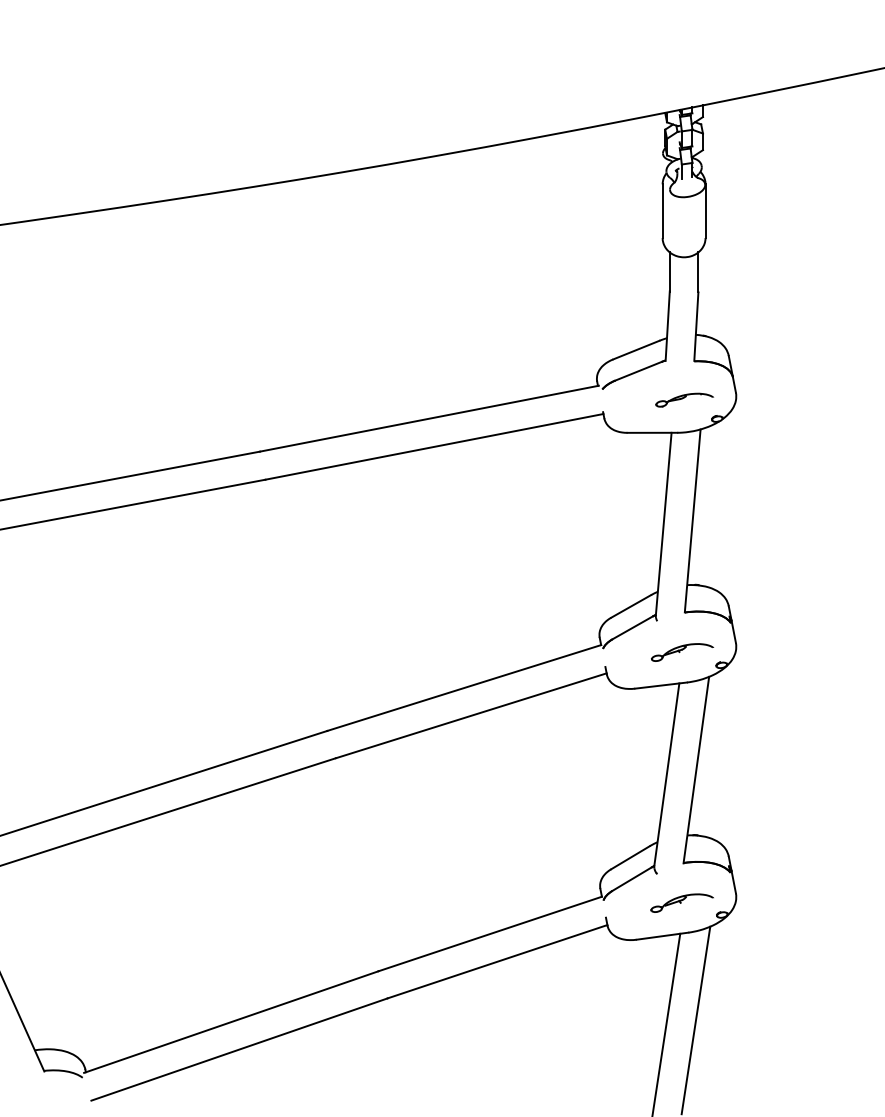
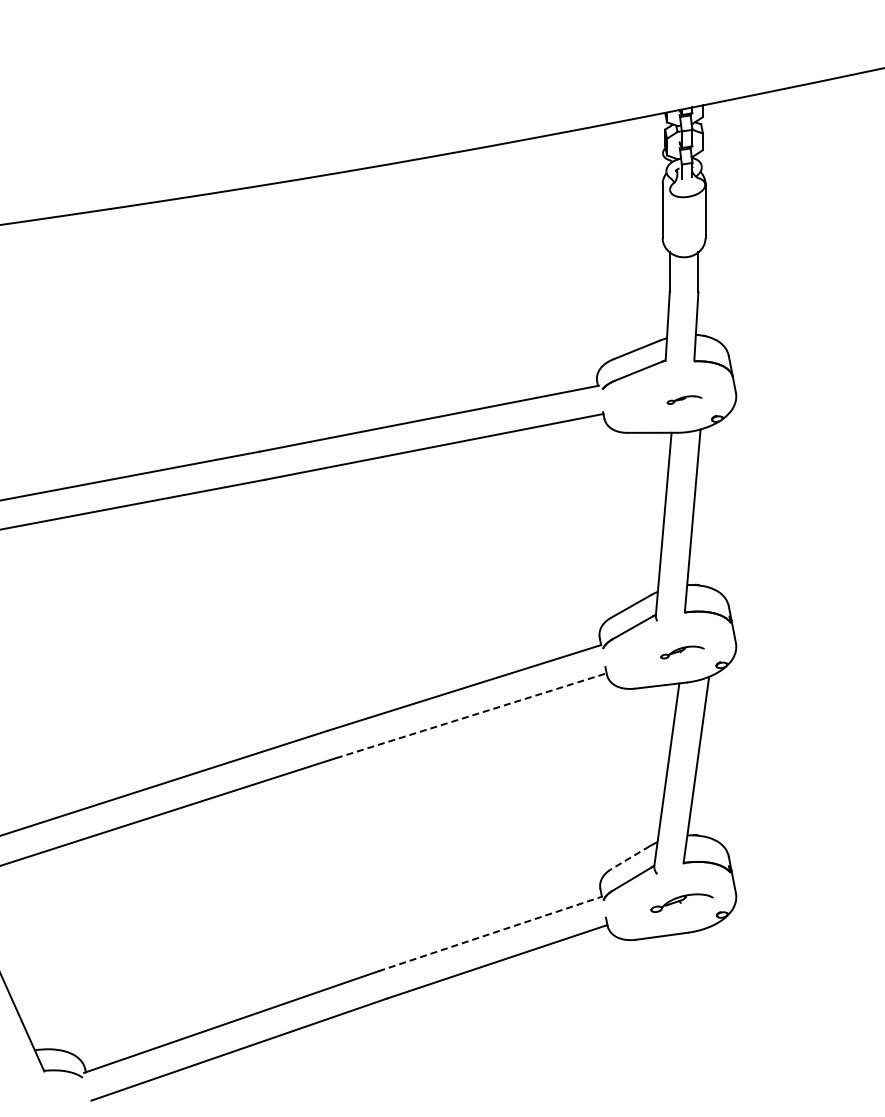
part size: 60x16 px -> 37x10 px (684, 399)
part size: 64x19 px -> 45x15 px (682, 652)
line: solid -> dashed (471, 715)
line: solid -> dashed (630, 858)
line: solid -> dashed (490, 934)
line: present -> none (695, 1019)
line: present -> none (666, 1023)
